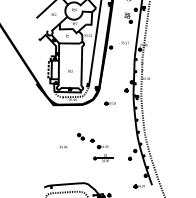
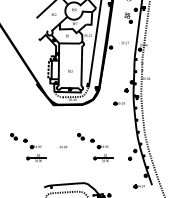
part position: (109, 103) -> (118, 103) (118, 103)
part: none -> present (28, 147)
